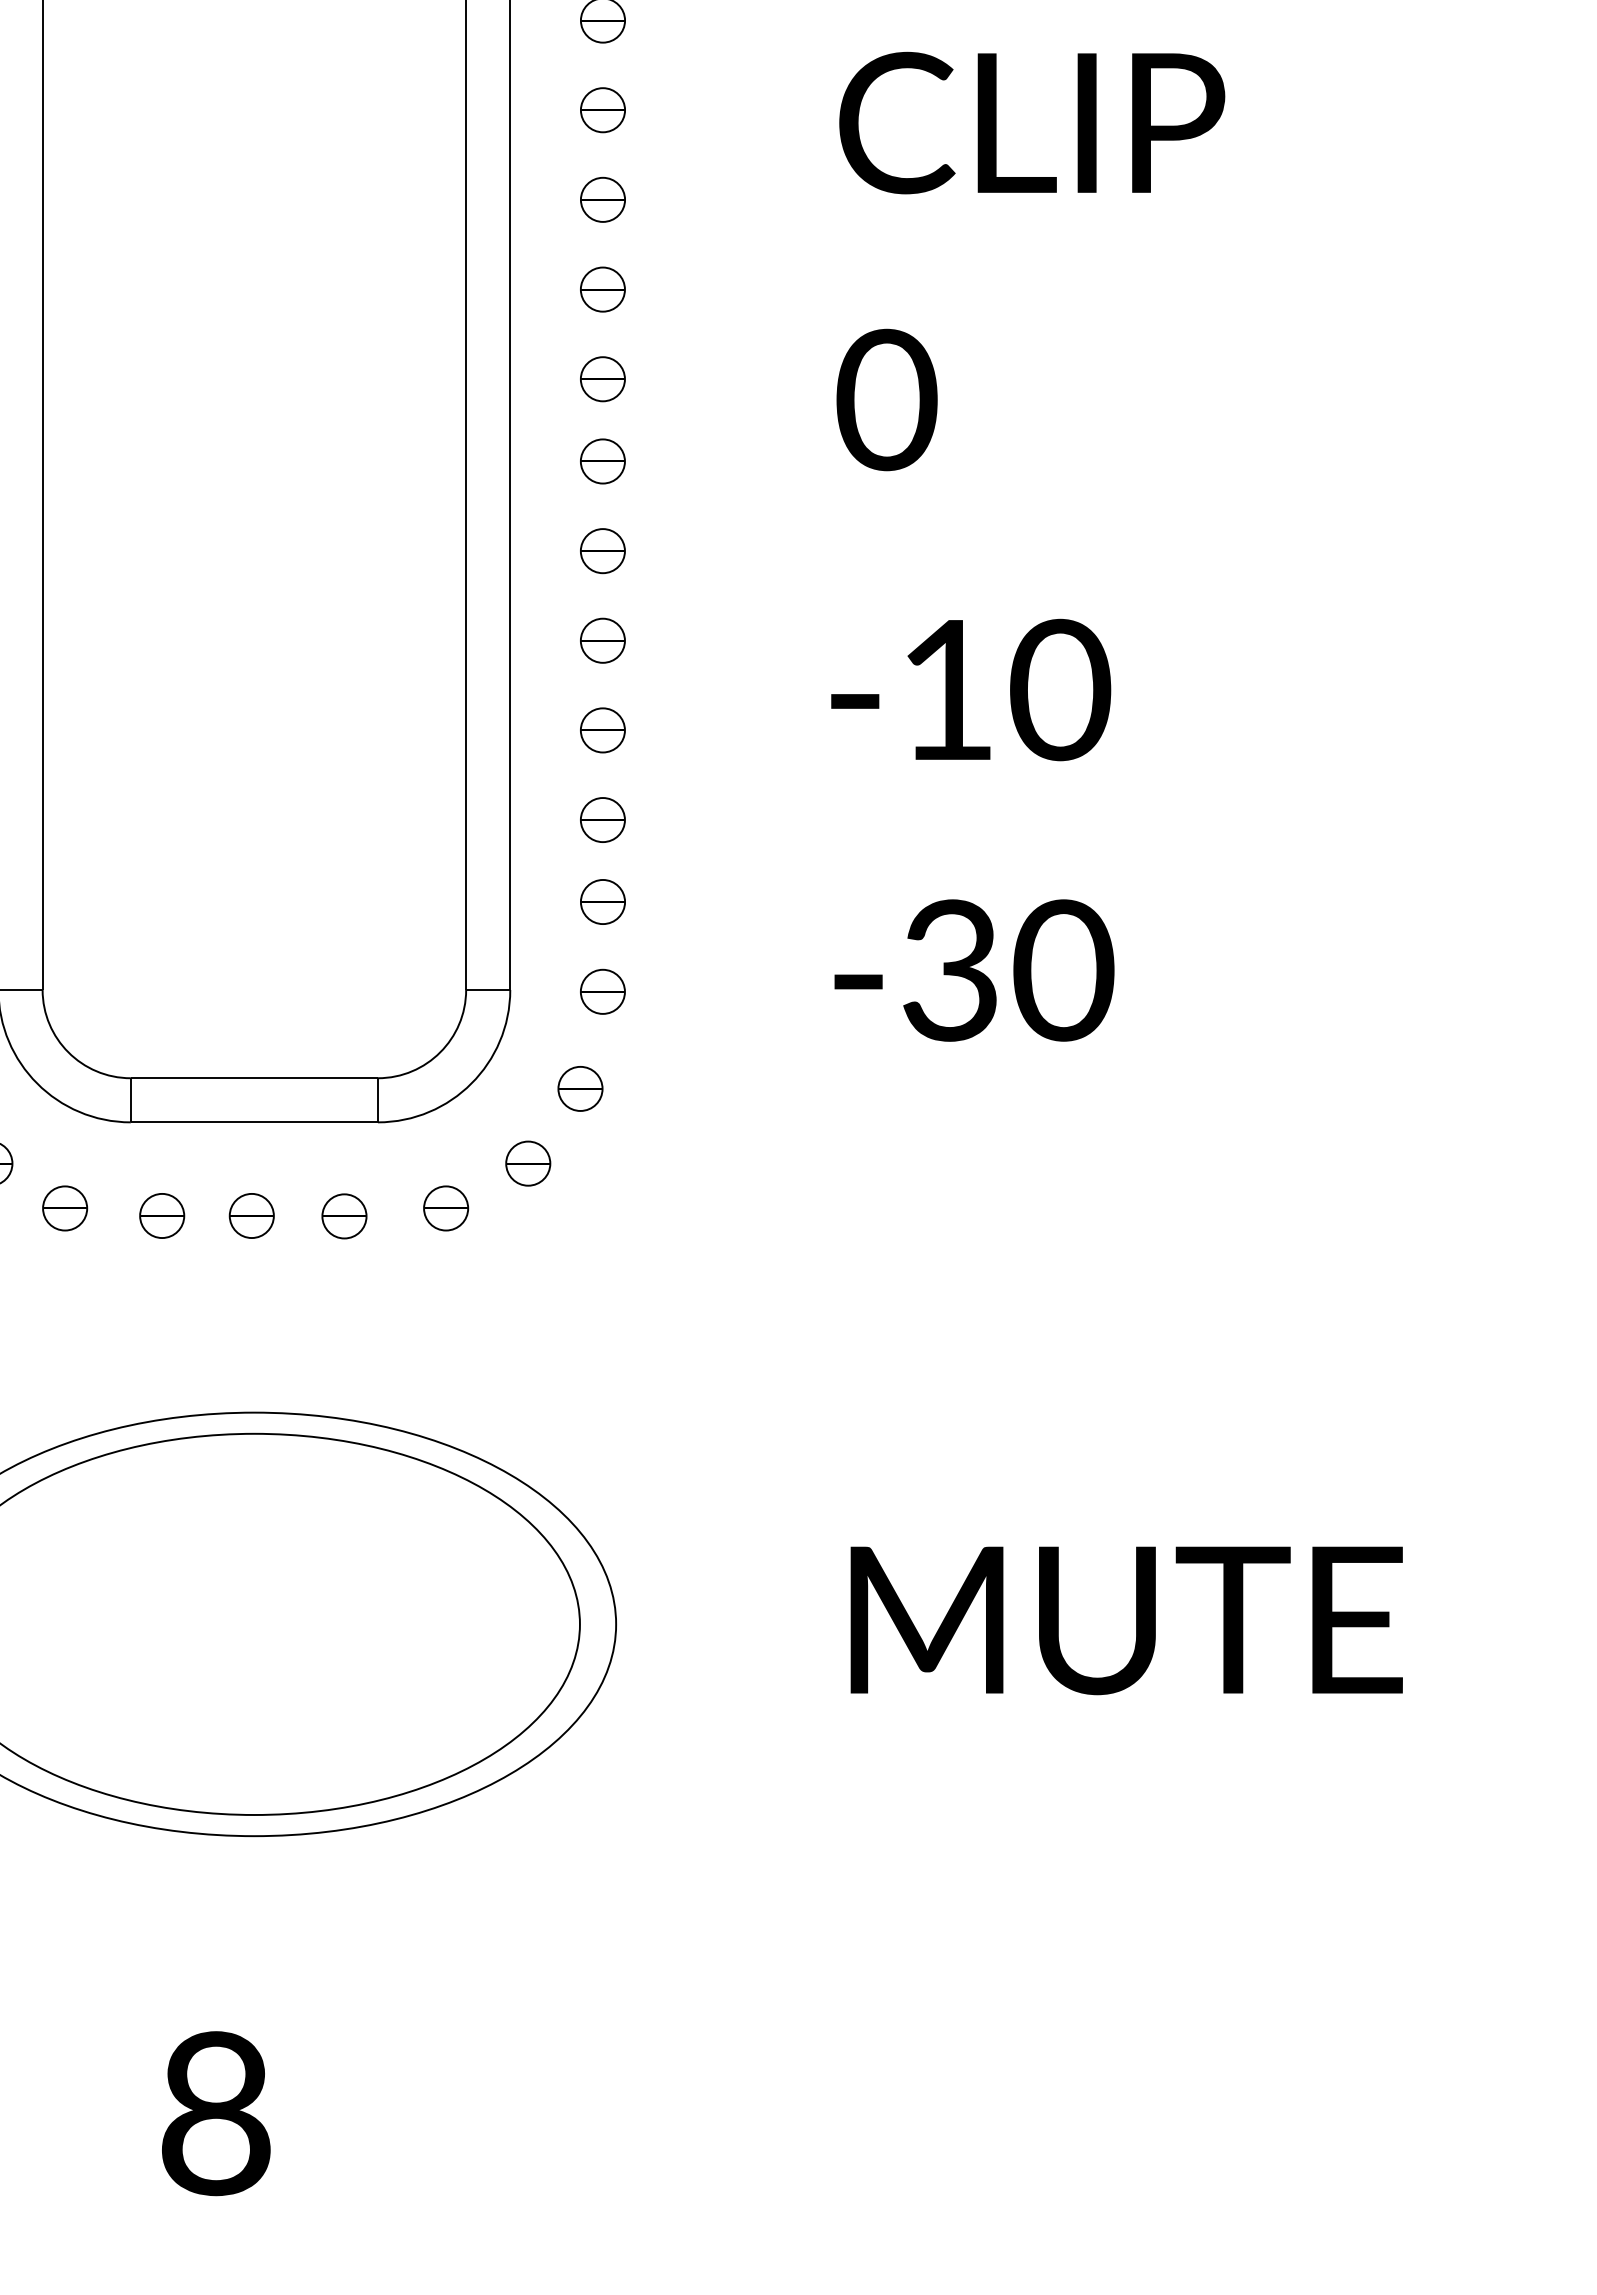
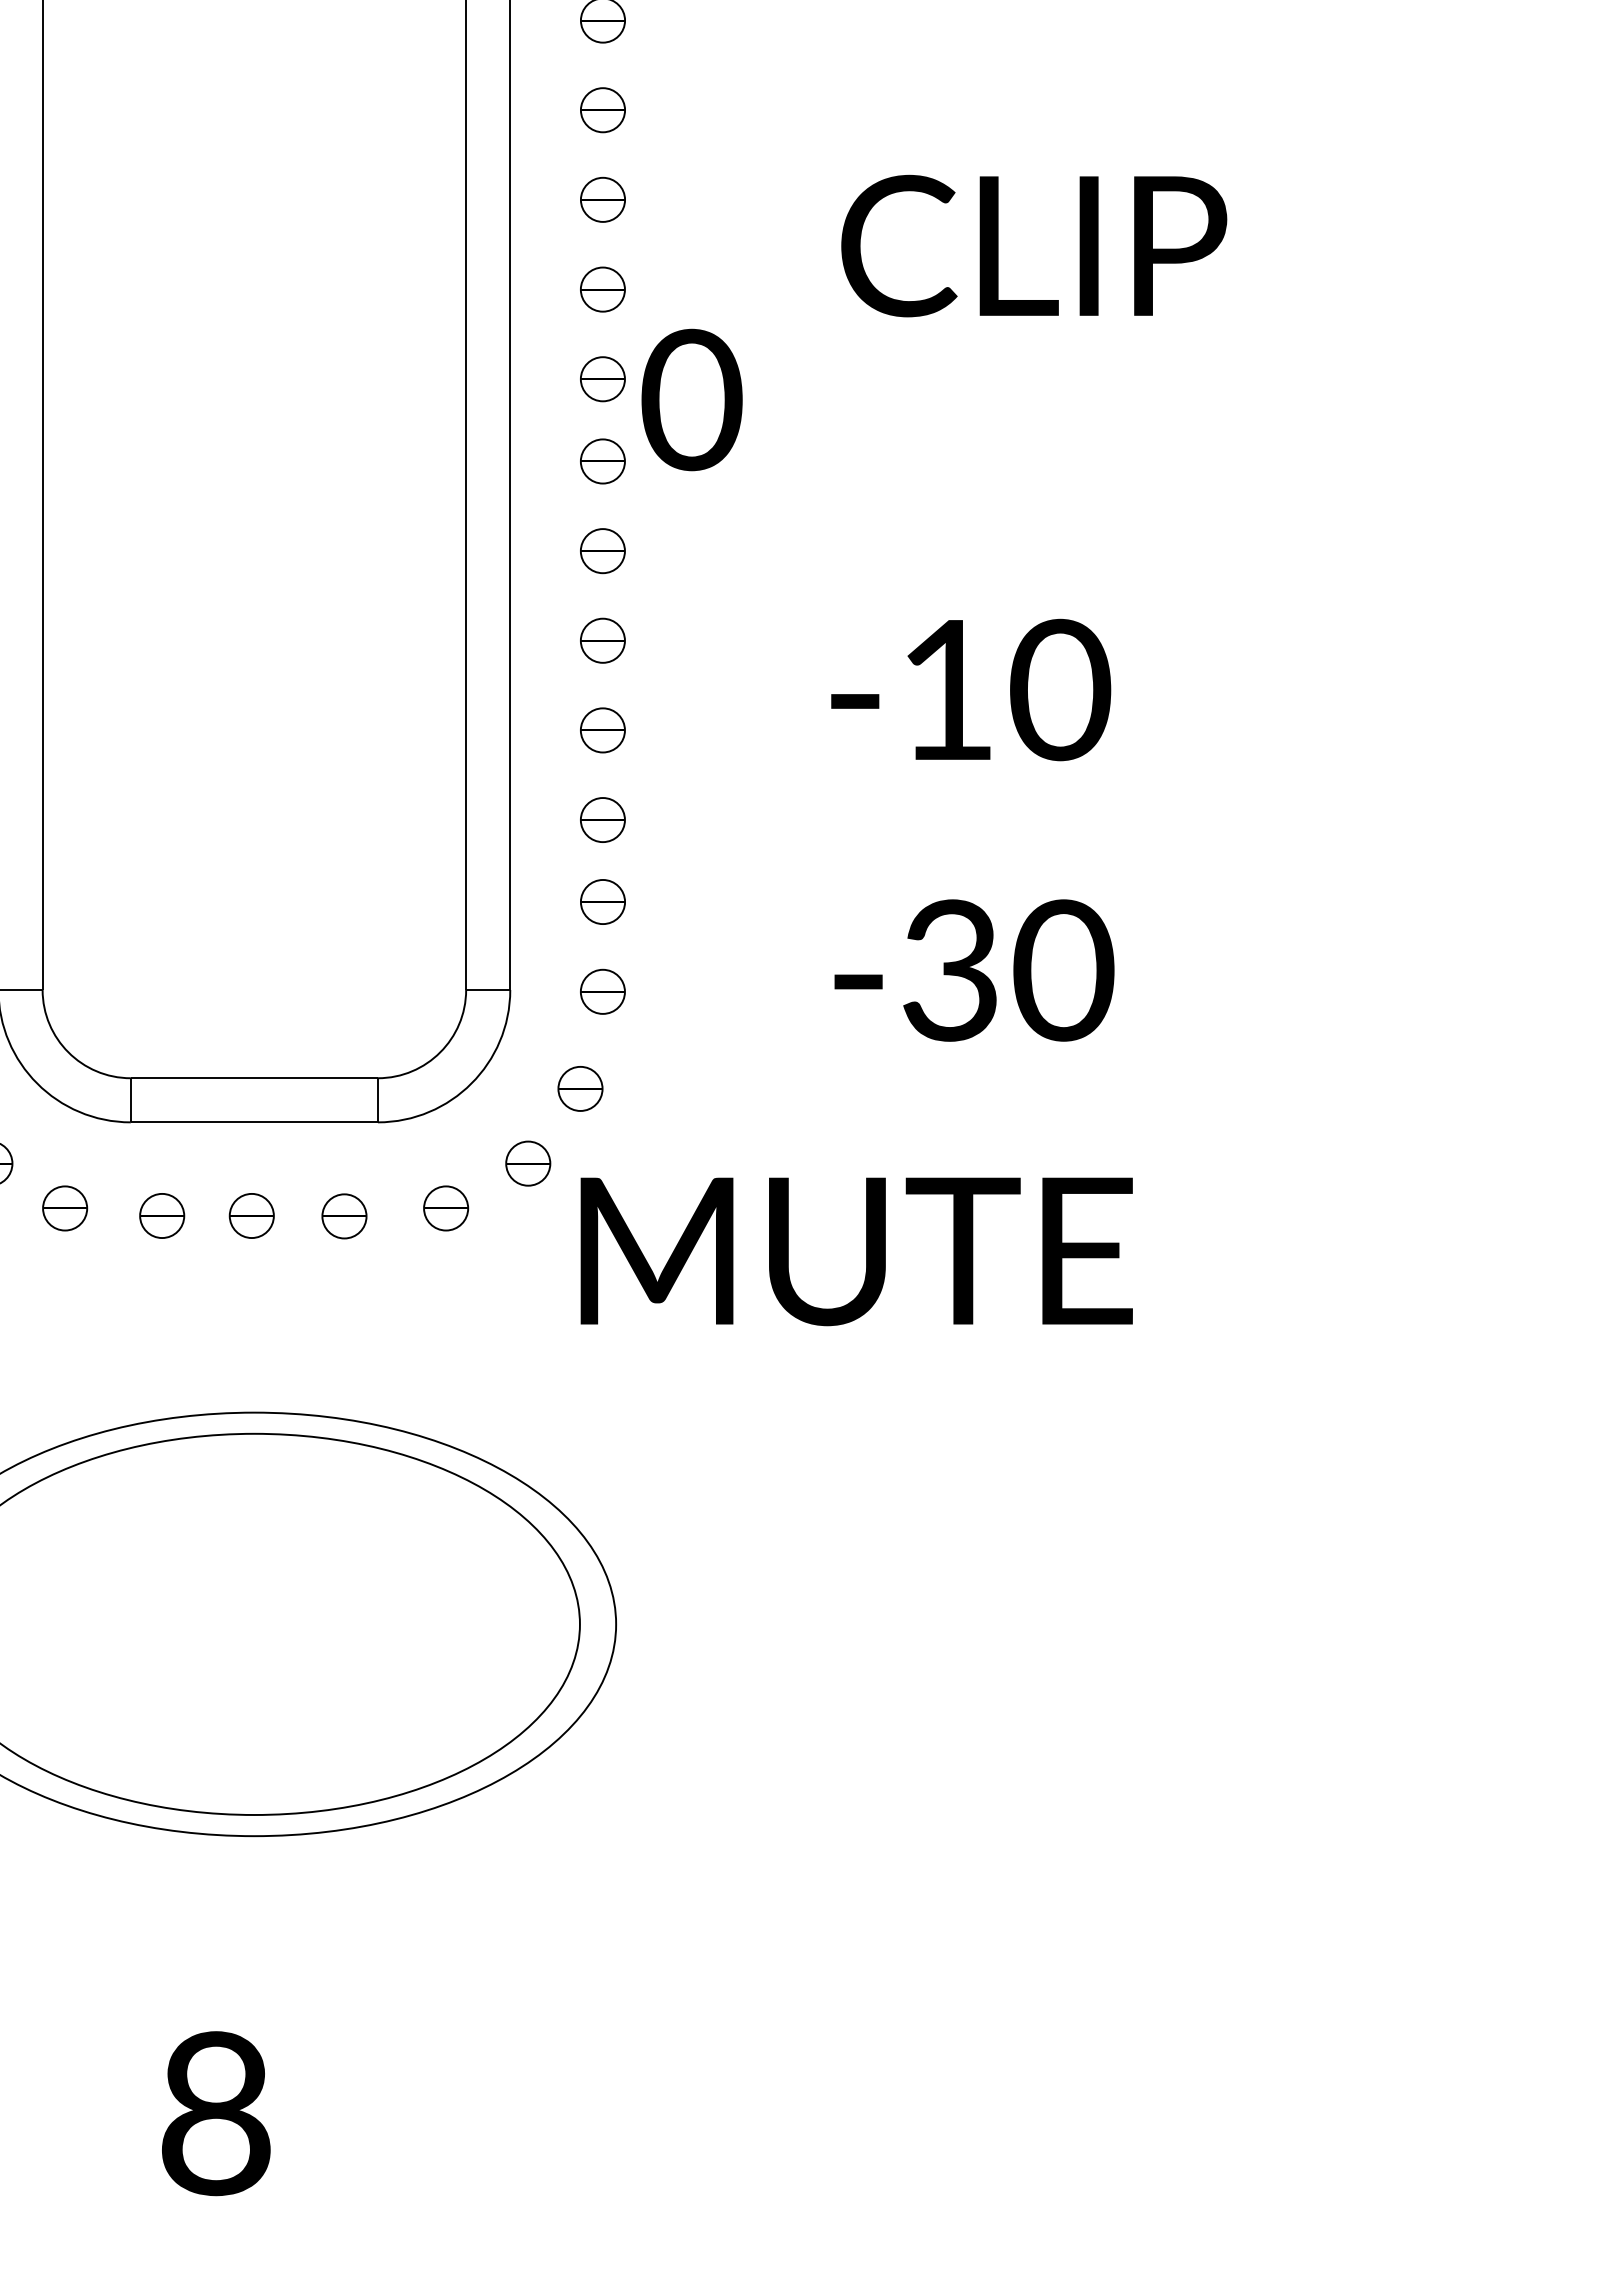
text position: (1032, 122) -> (1034, 245) (1034, 245)
text position: (886, 399) -> (691, 399) (691, 399)
text position: (1126, 1620) -> (856, 1251) (856, 1251)
